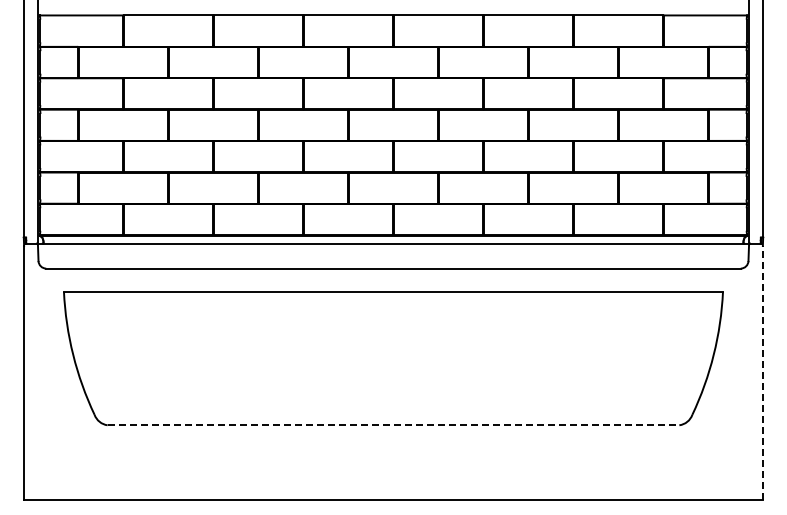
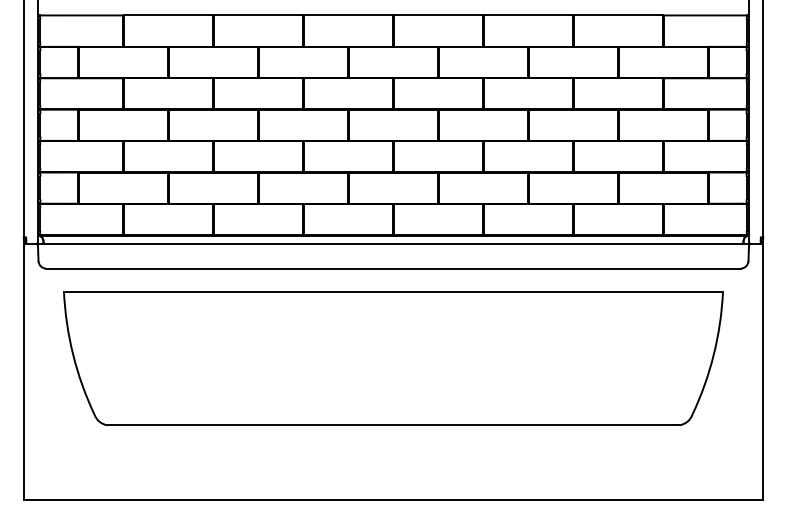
line: dashed -> solid (762, 372)
line: dashed -> solid (393, 425)
